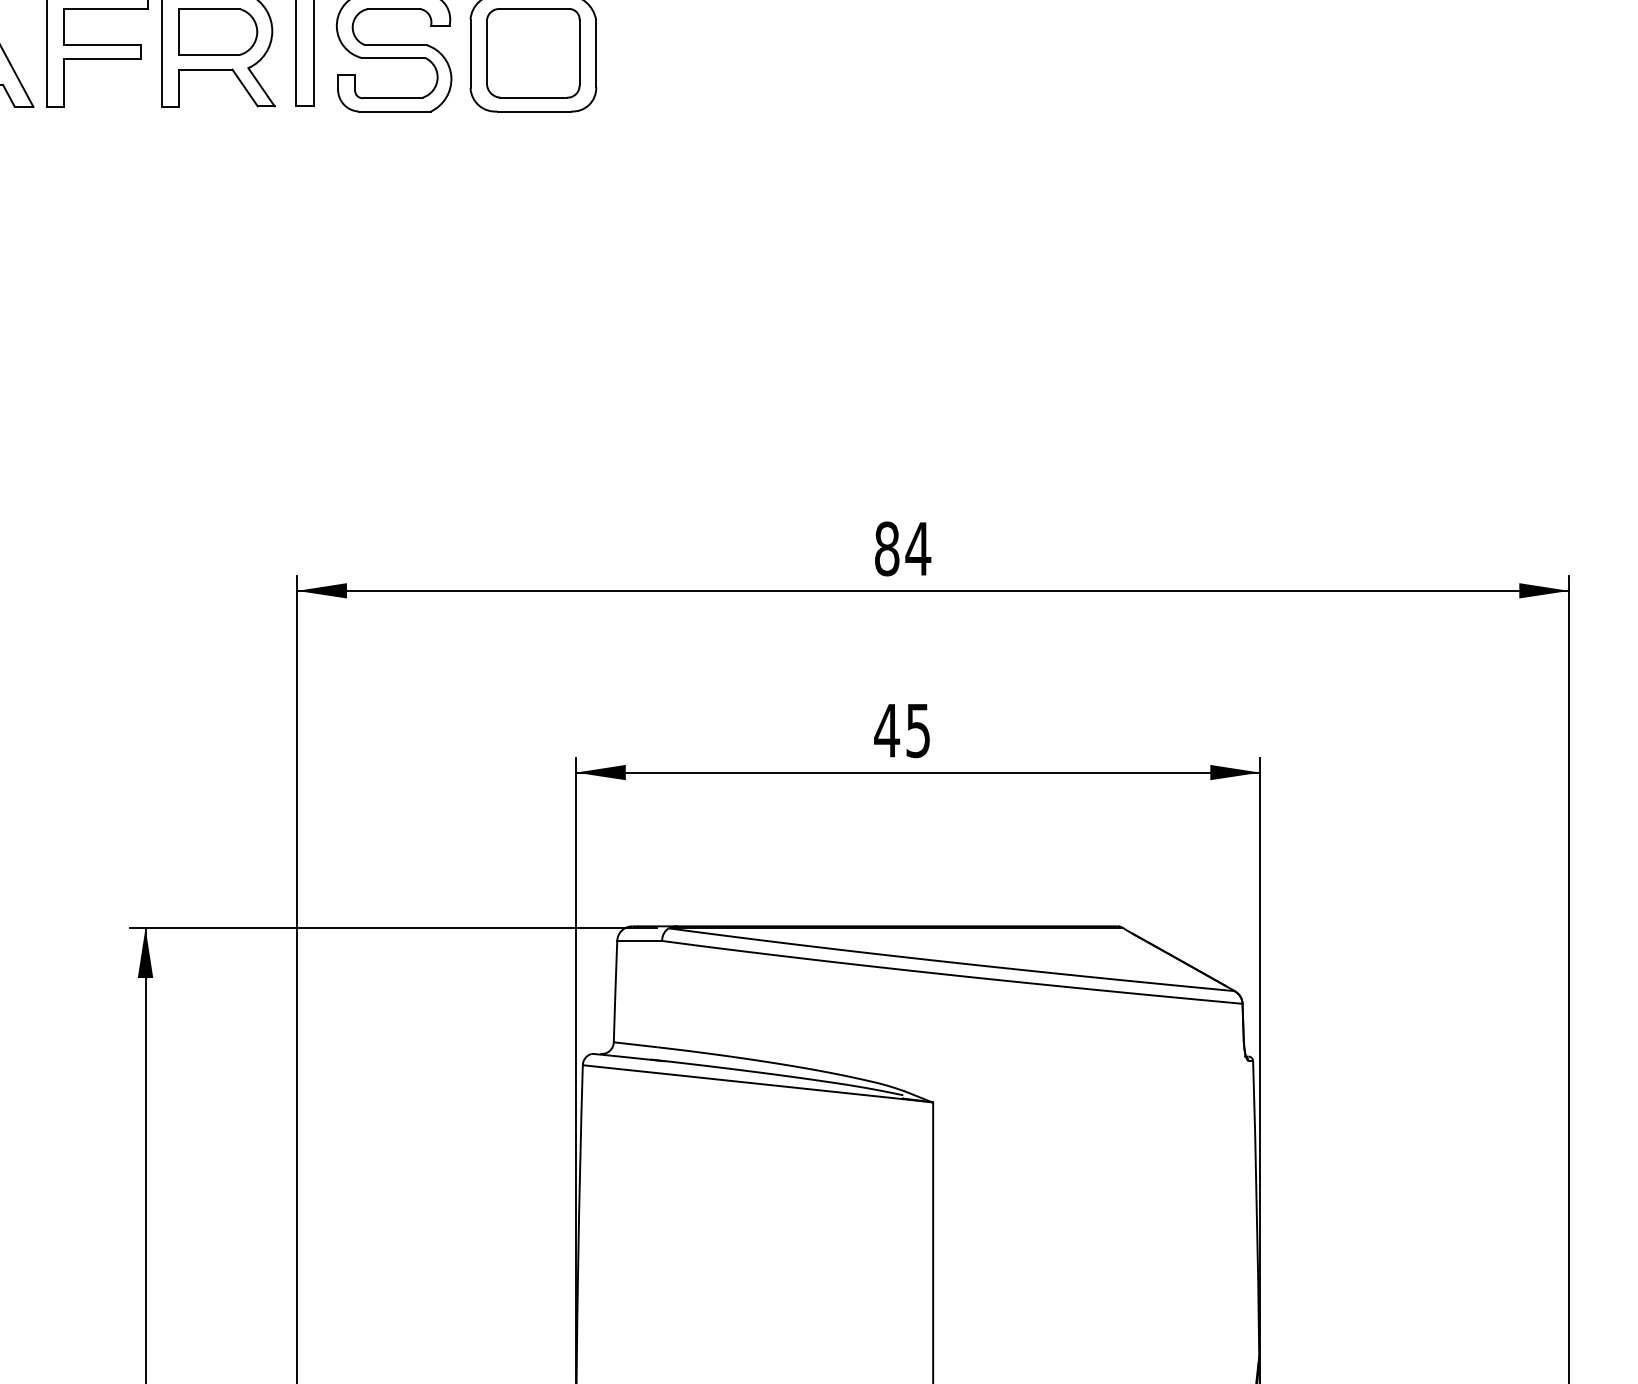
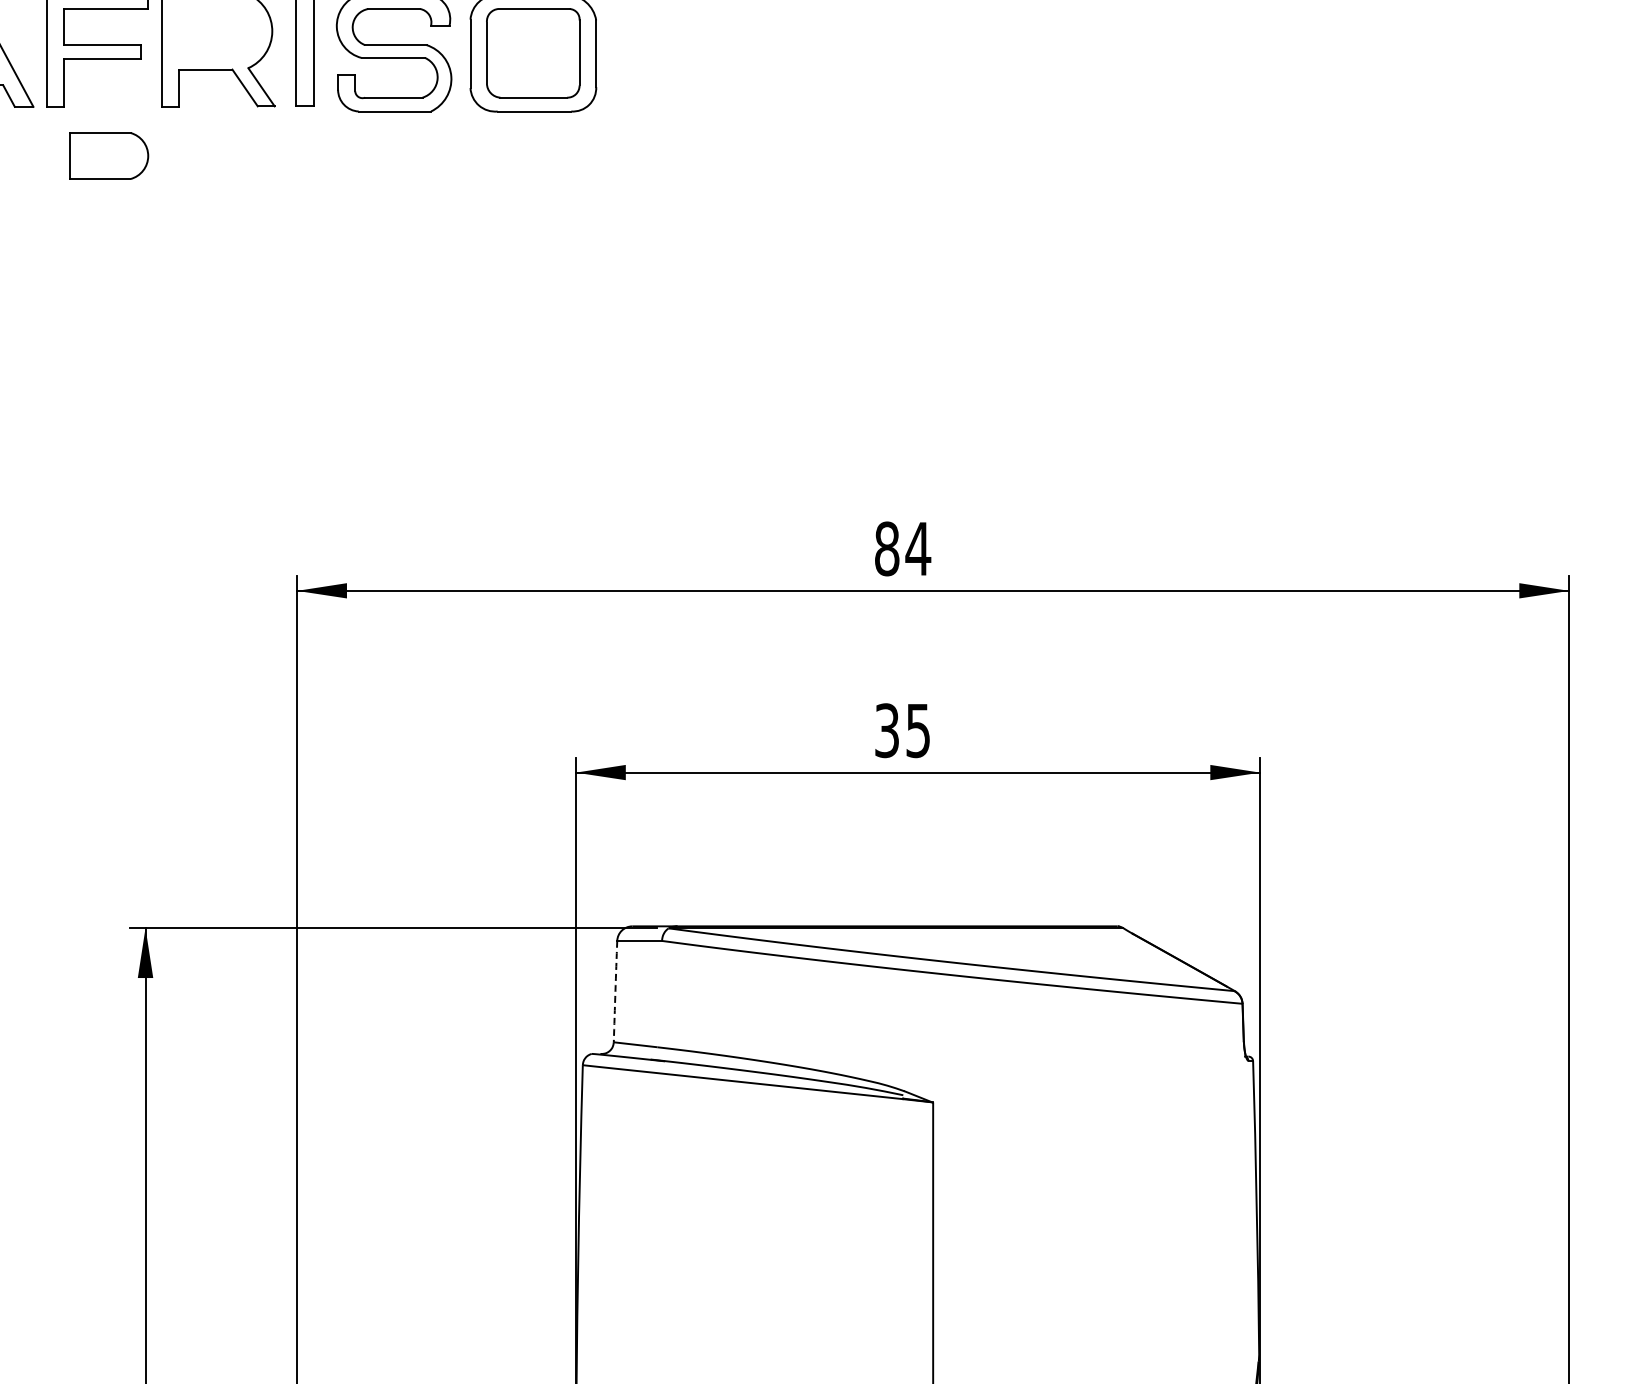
part position: (218, 31) -> (109, 155) (109, 155)
text: 45 -> 35 (887, 730)
arc: solid -> dashed (615, 991)
